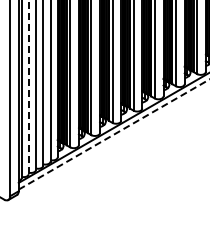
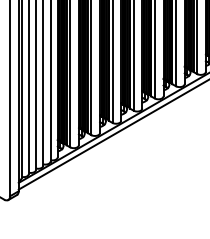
line: dashed -> solid (28, 87)
line: dashed -> solid (113, 134)
